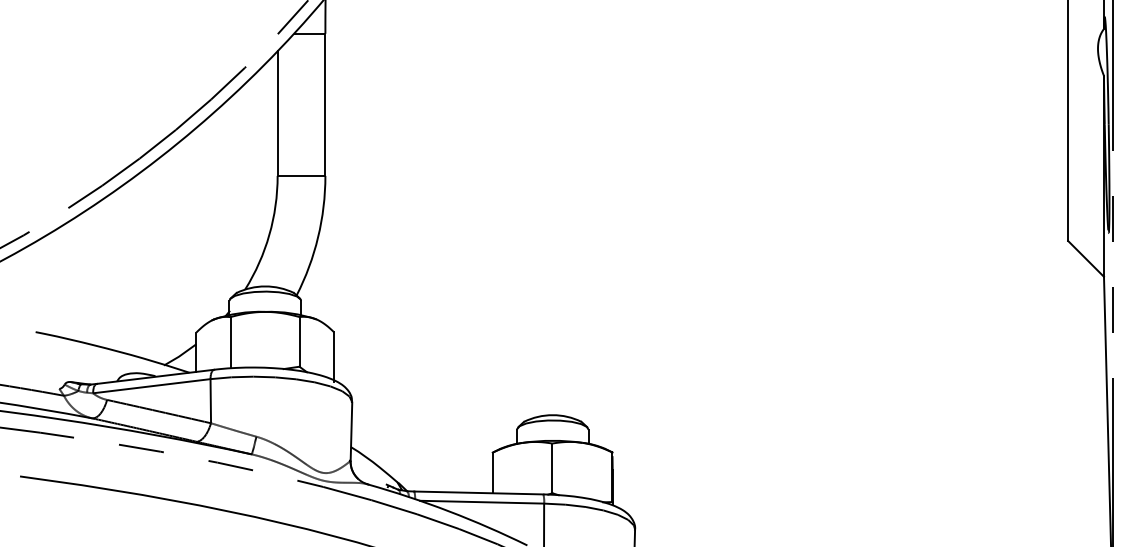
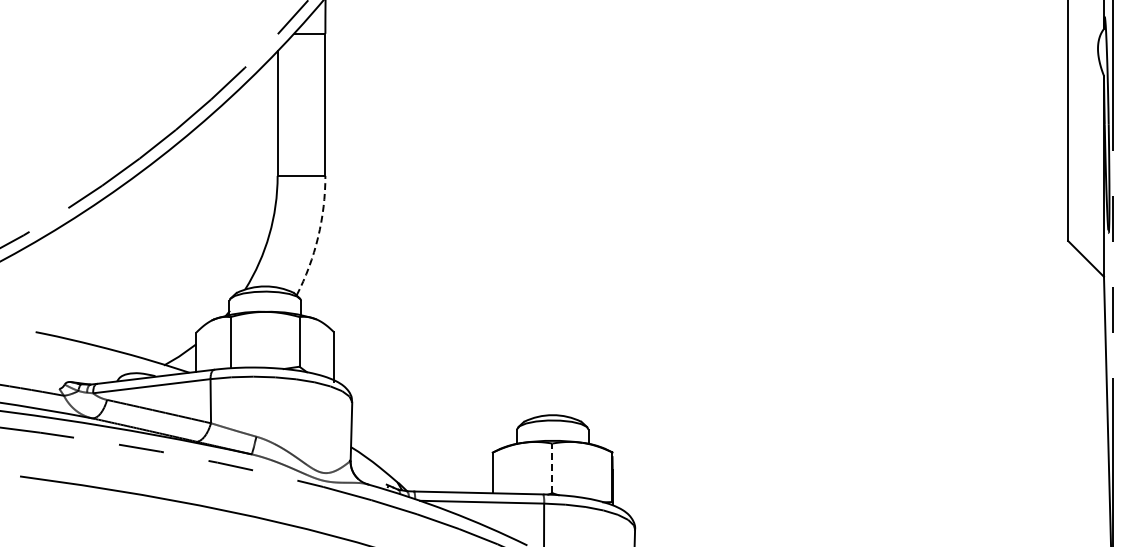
arc: solid -> dashed (318, 237)
line: solid -> dashed (552, 468)
